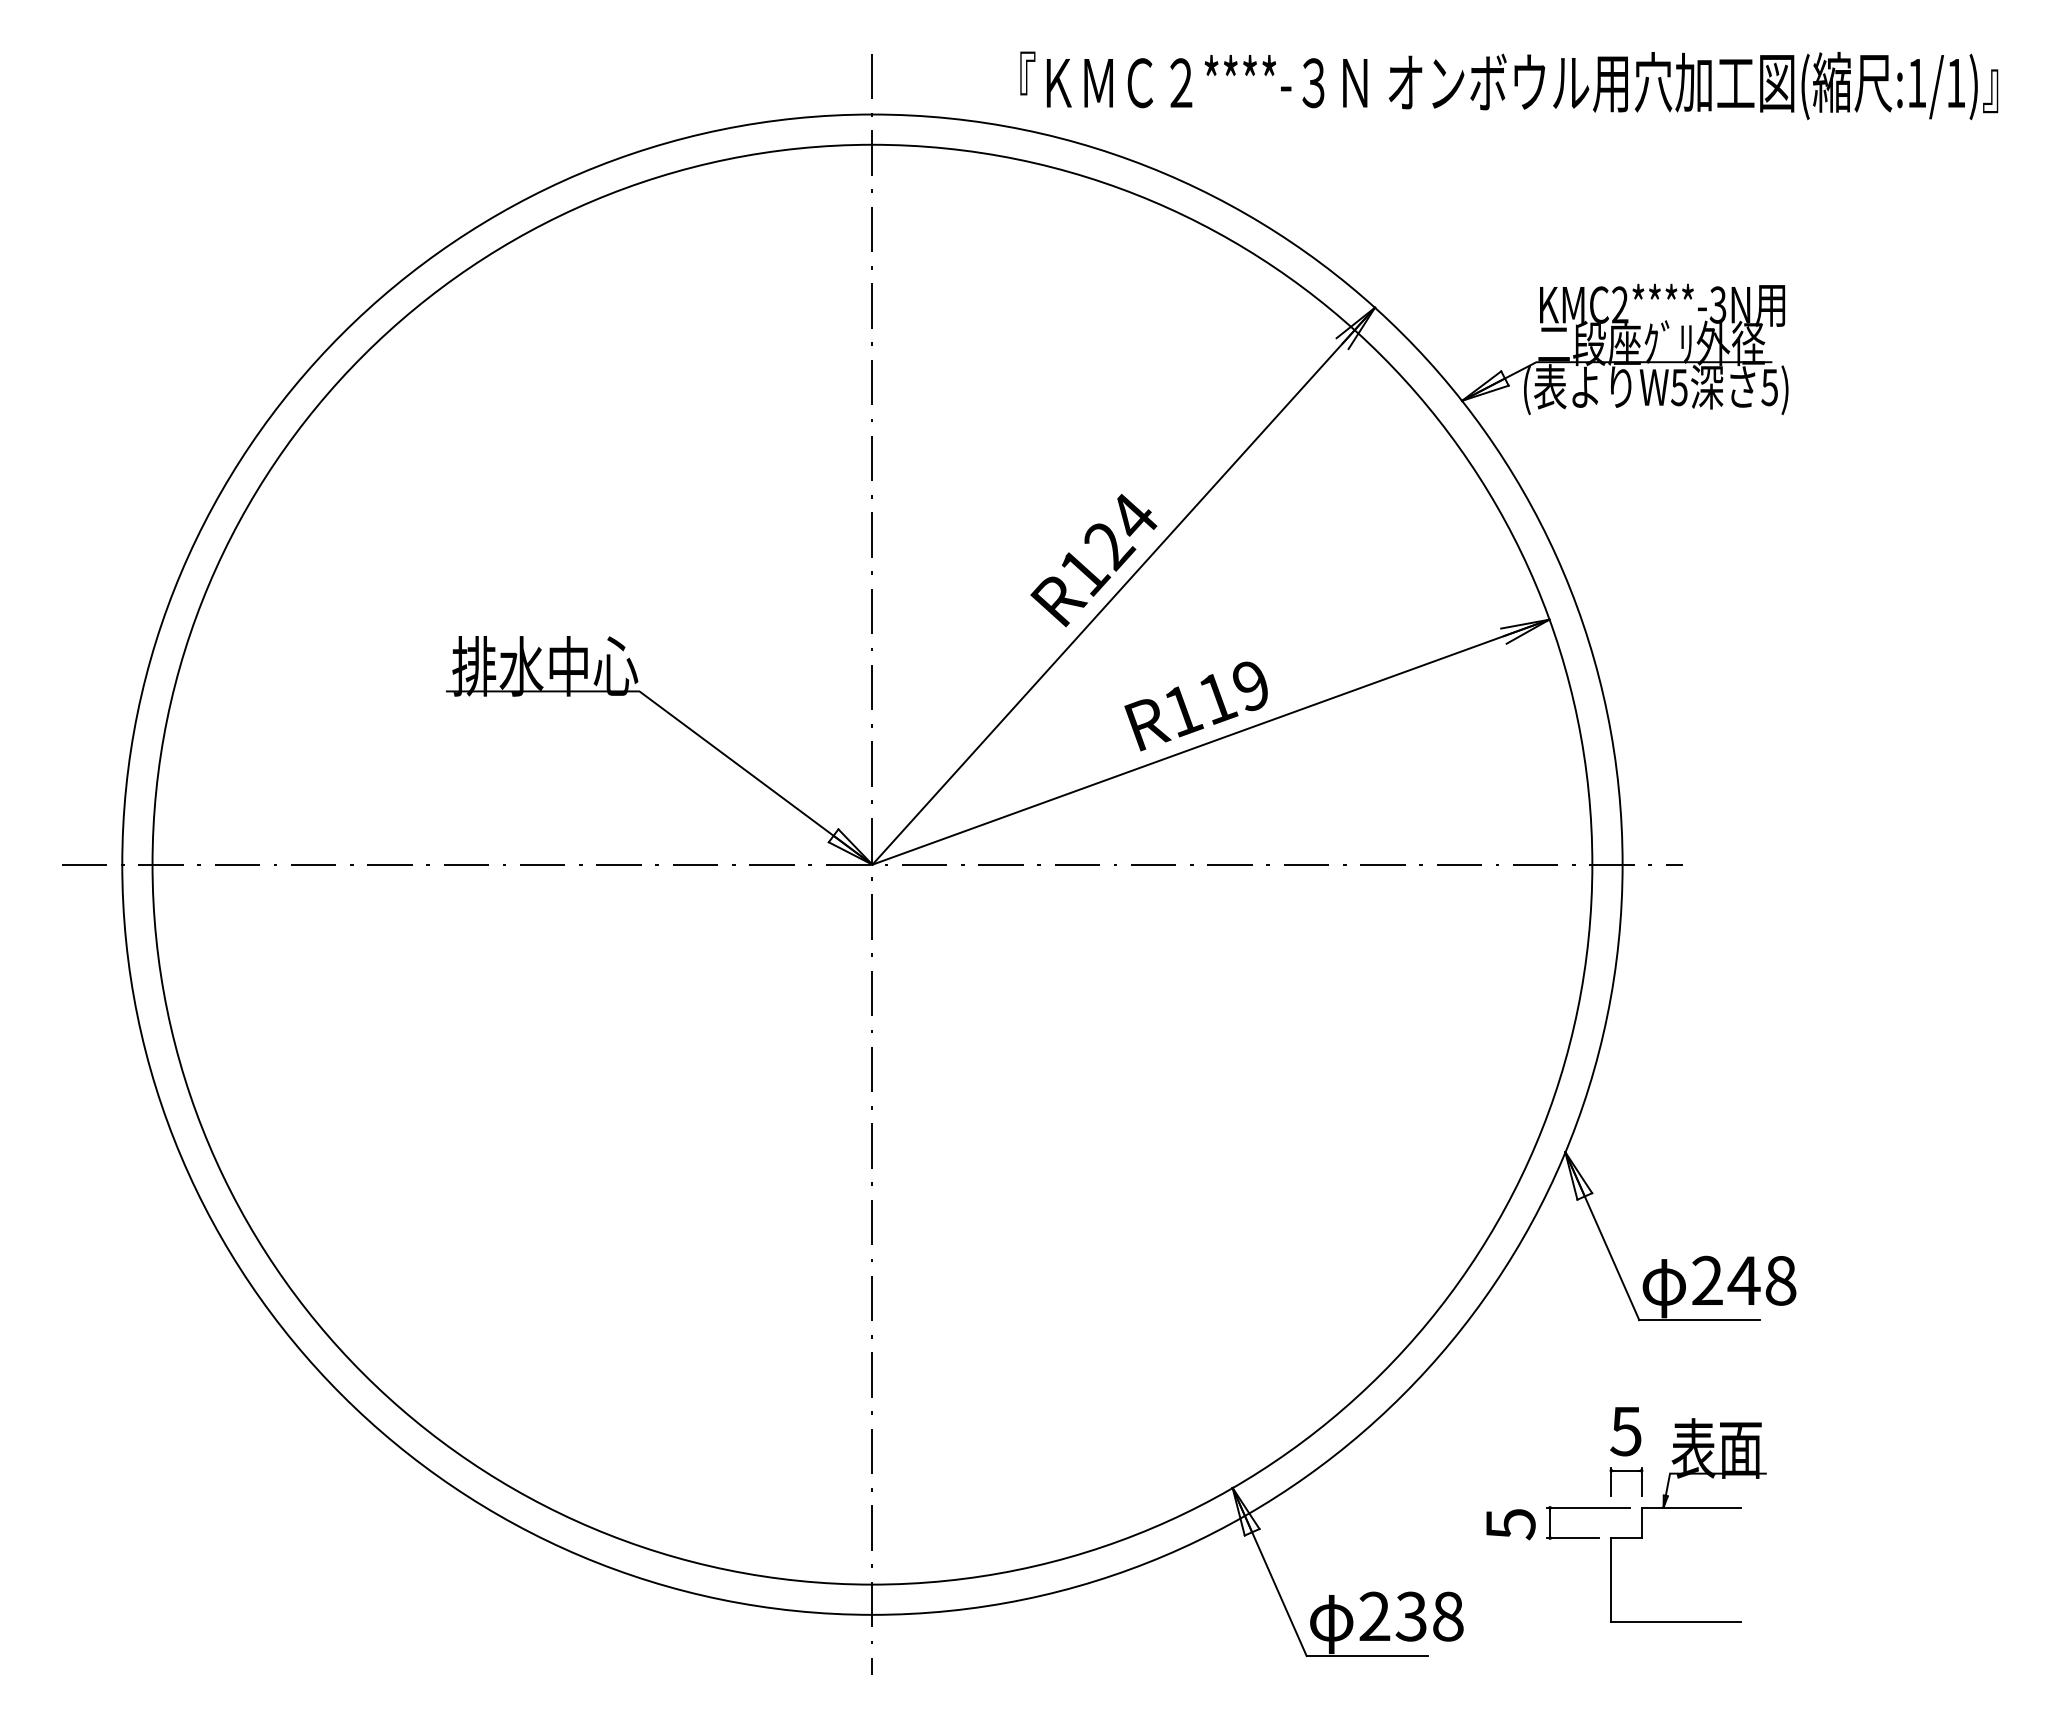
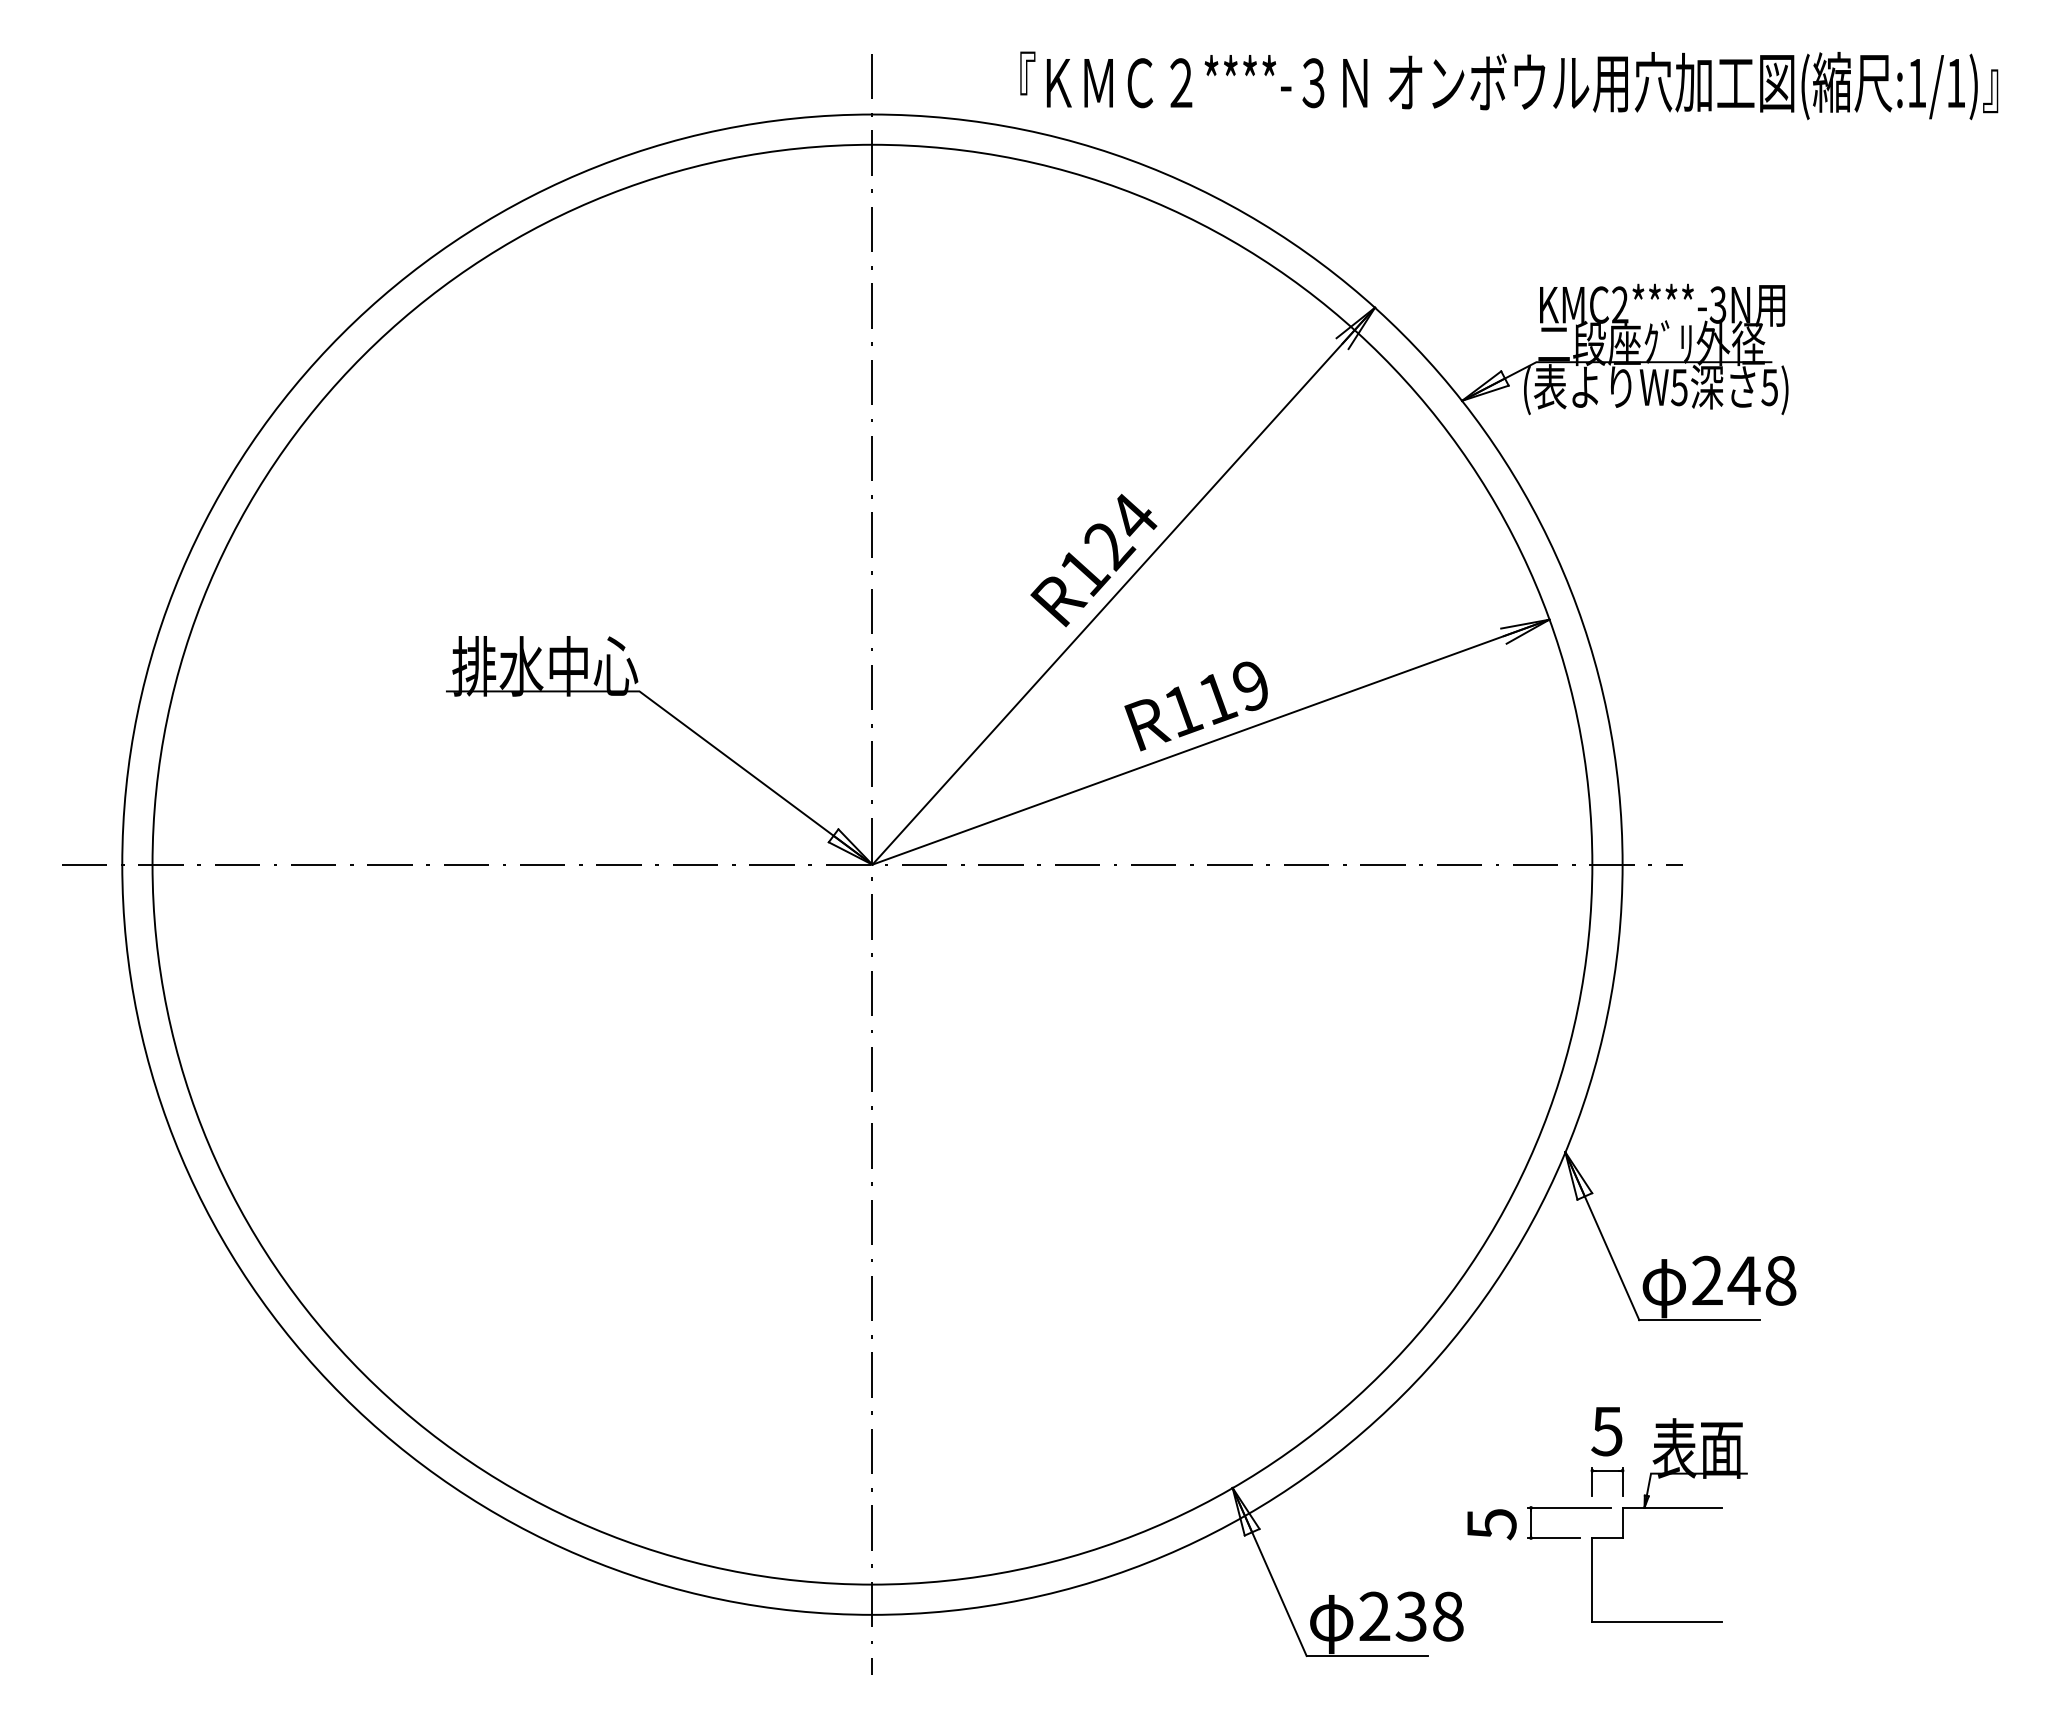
part position: (1626, 1514) -> (1607, 1514) (1607, 1514)
